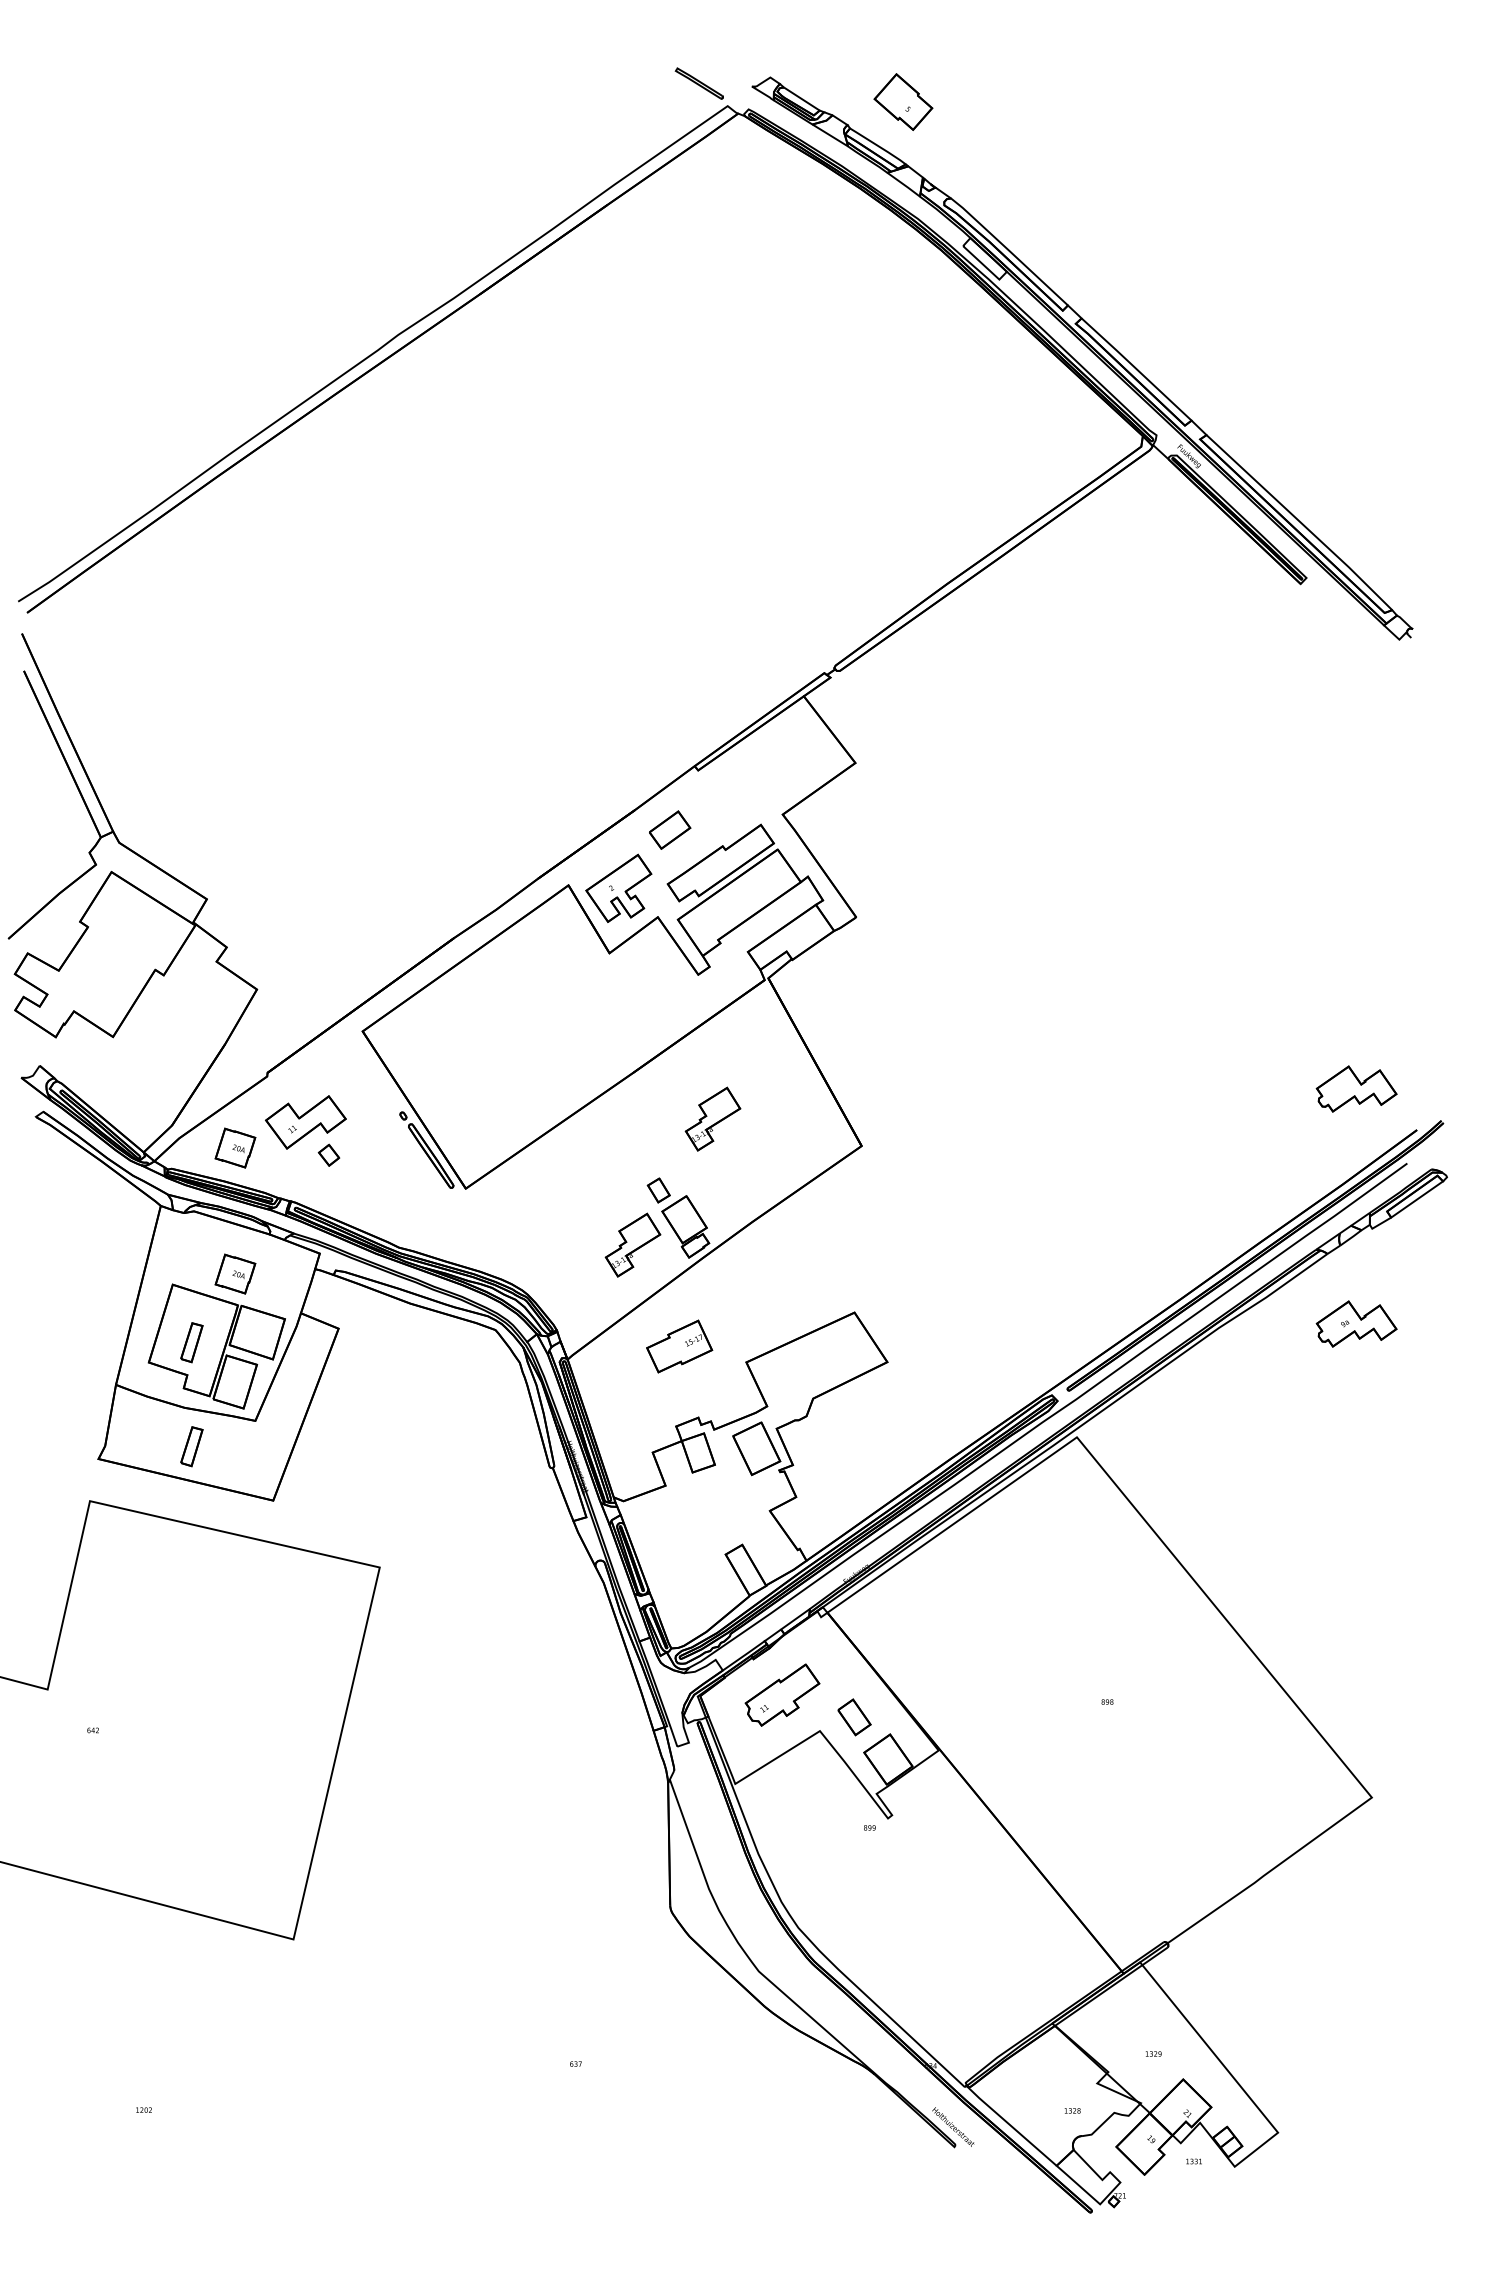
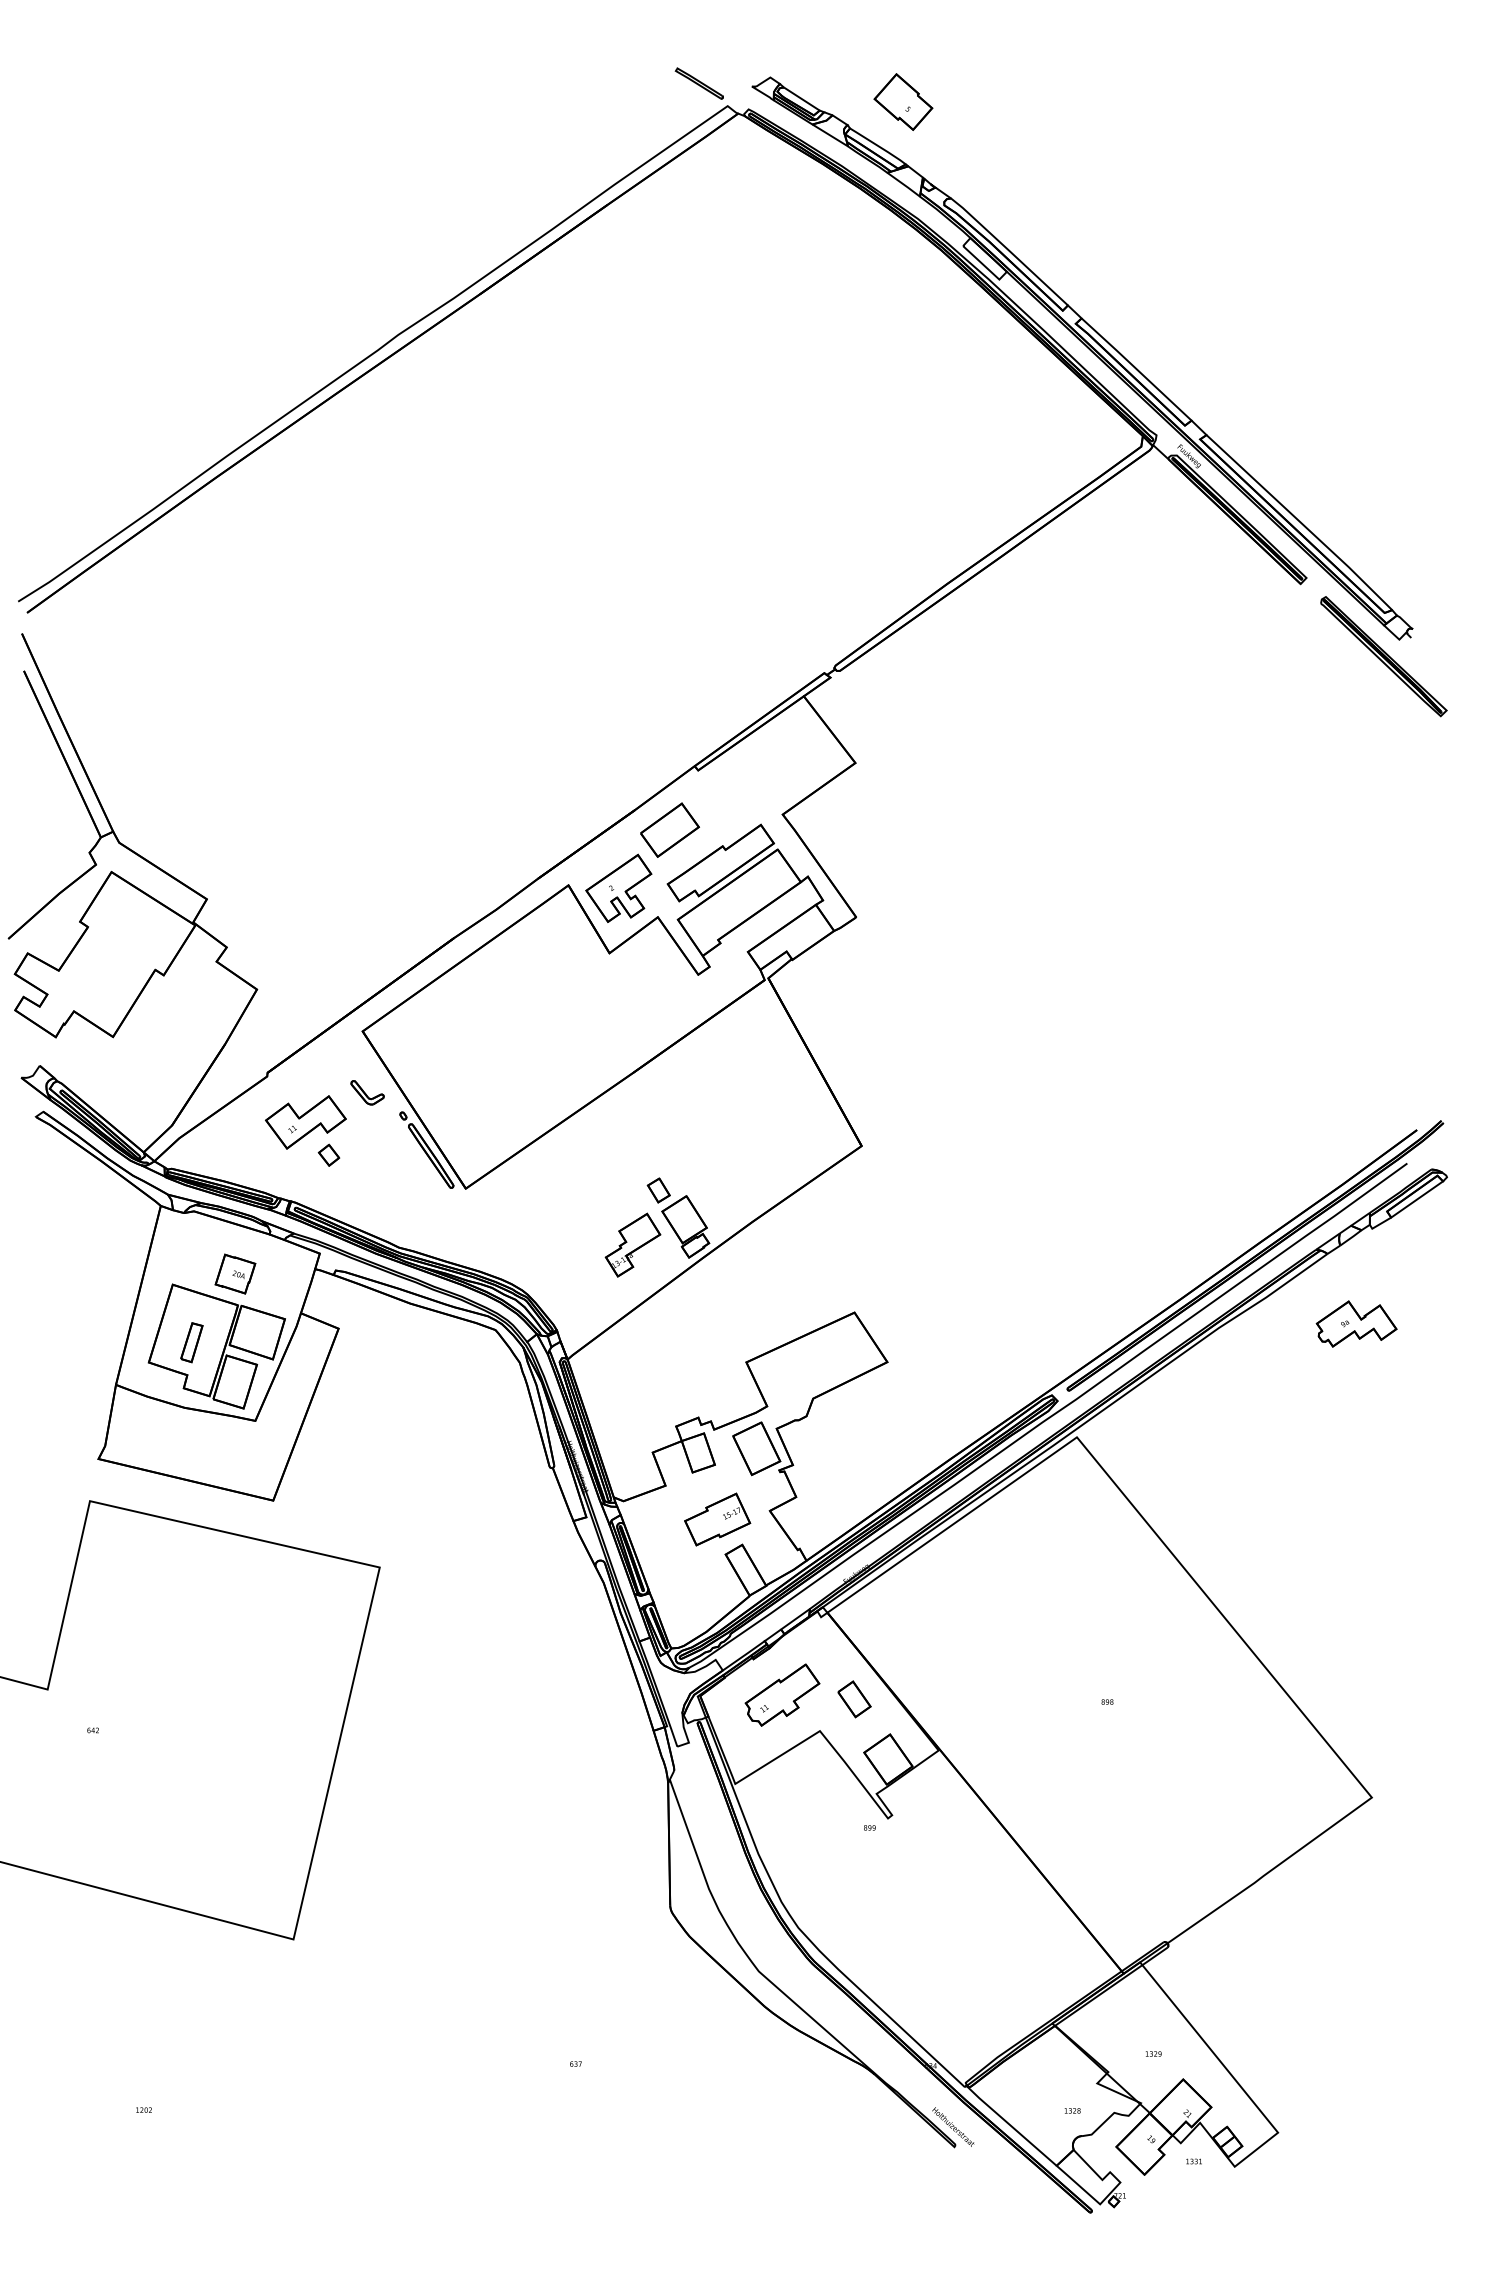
part: none -> present (1383, 656)
part size: 43x40 px -> 60x56 px (669, 829)
part: present -> none (1356, 1088)
part: none -> present (367, 1092)
part: present -> none (712, 1118)
part: present -> none (235, 1147)
part position: (679, 1346) -> (717, 1519) (717, 1519)
part: present -> none (191, 1446)
part position: (854, 1717) -> (854, 1699) (854, 1699)
